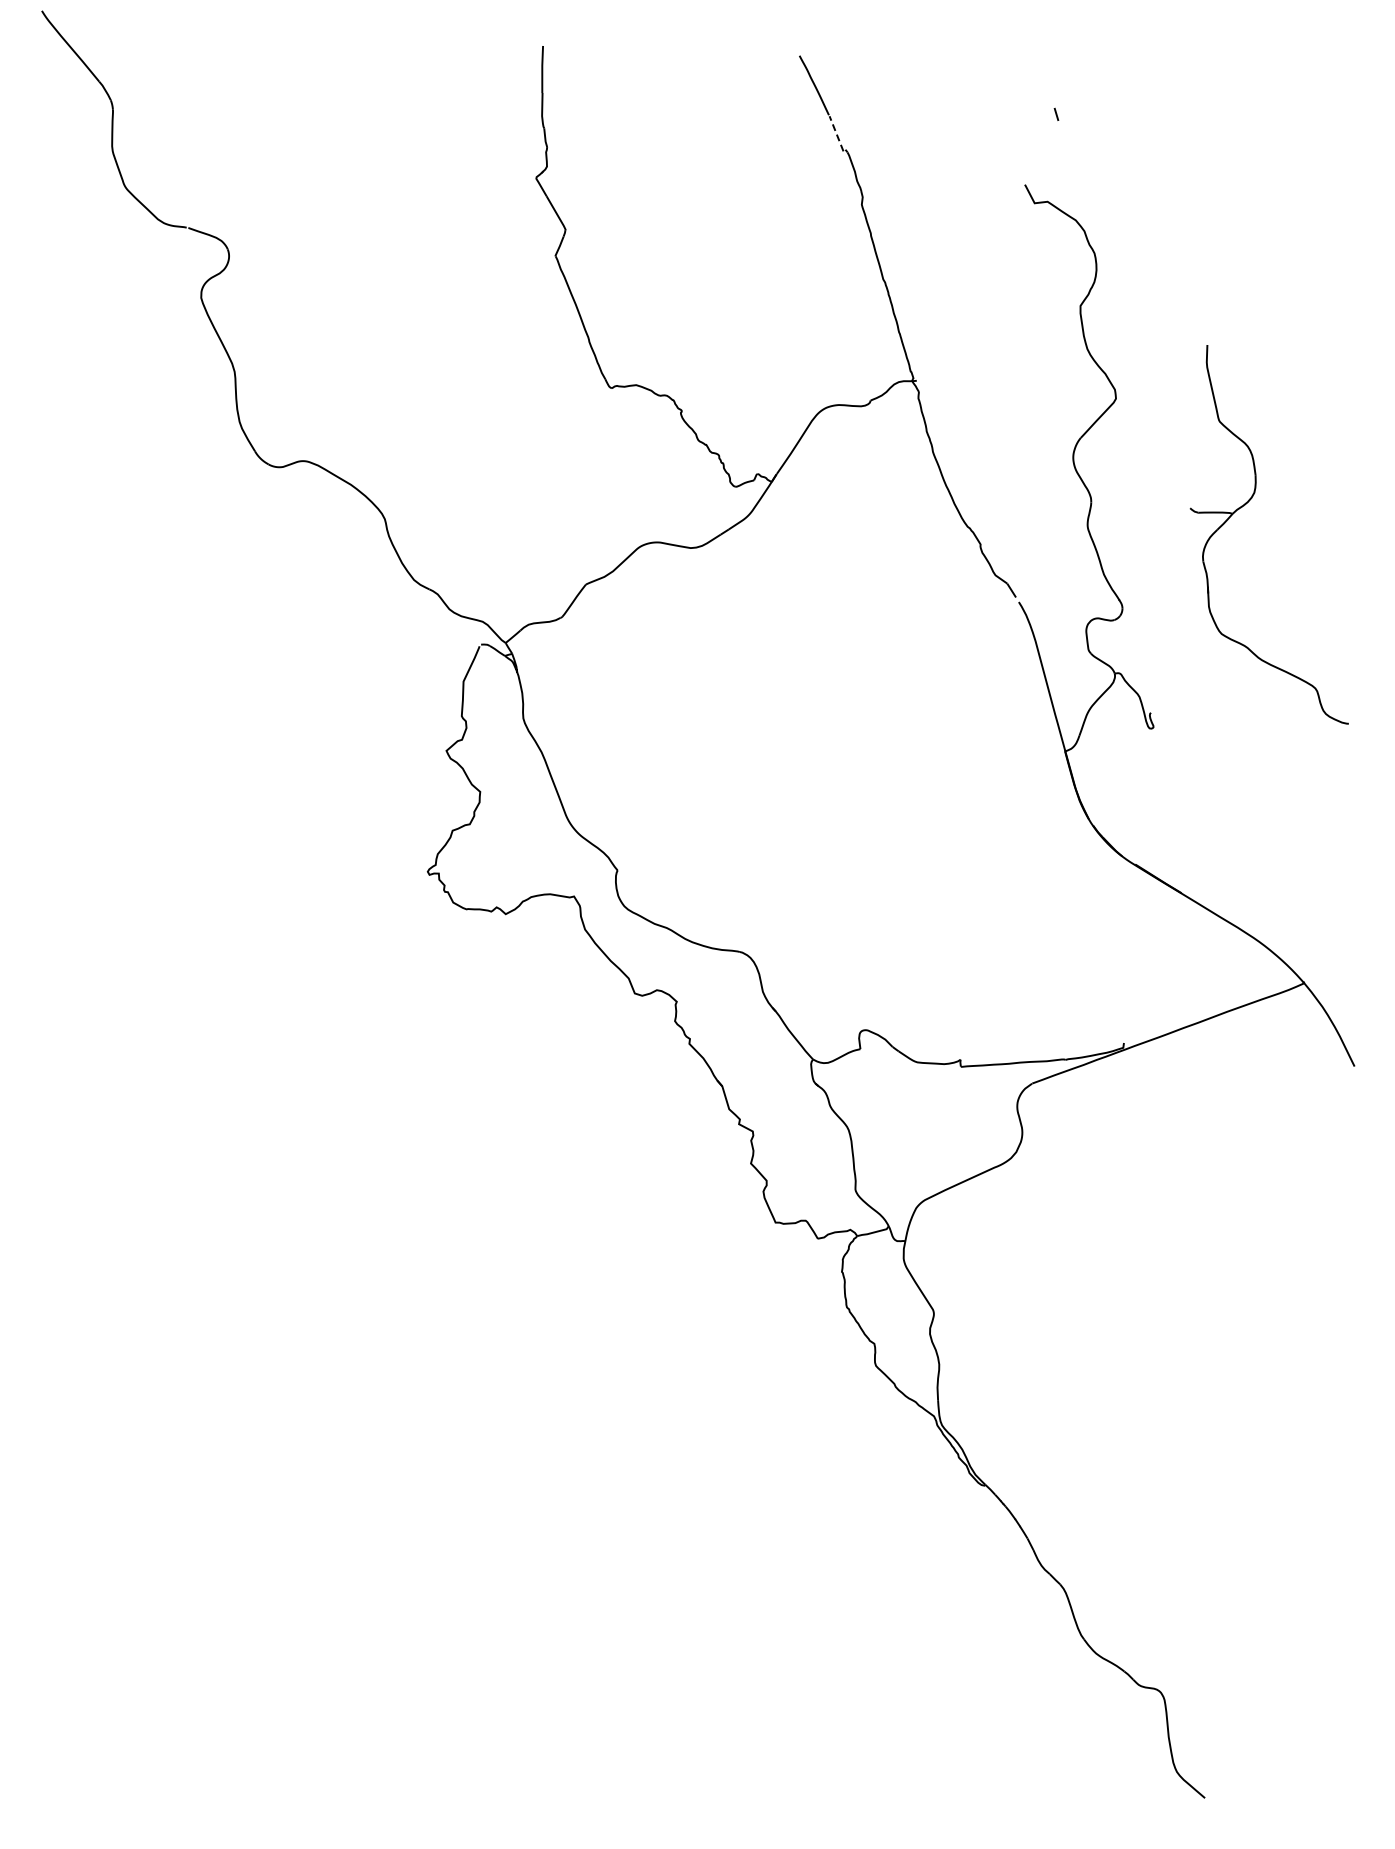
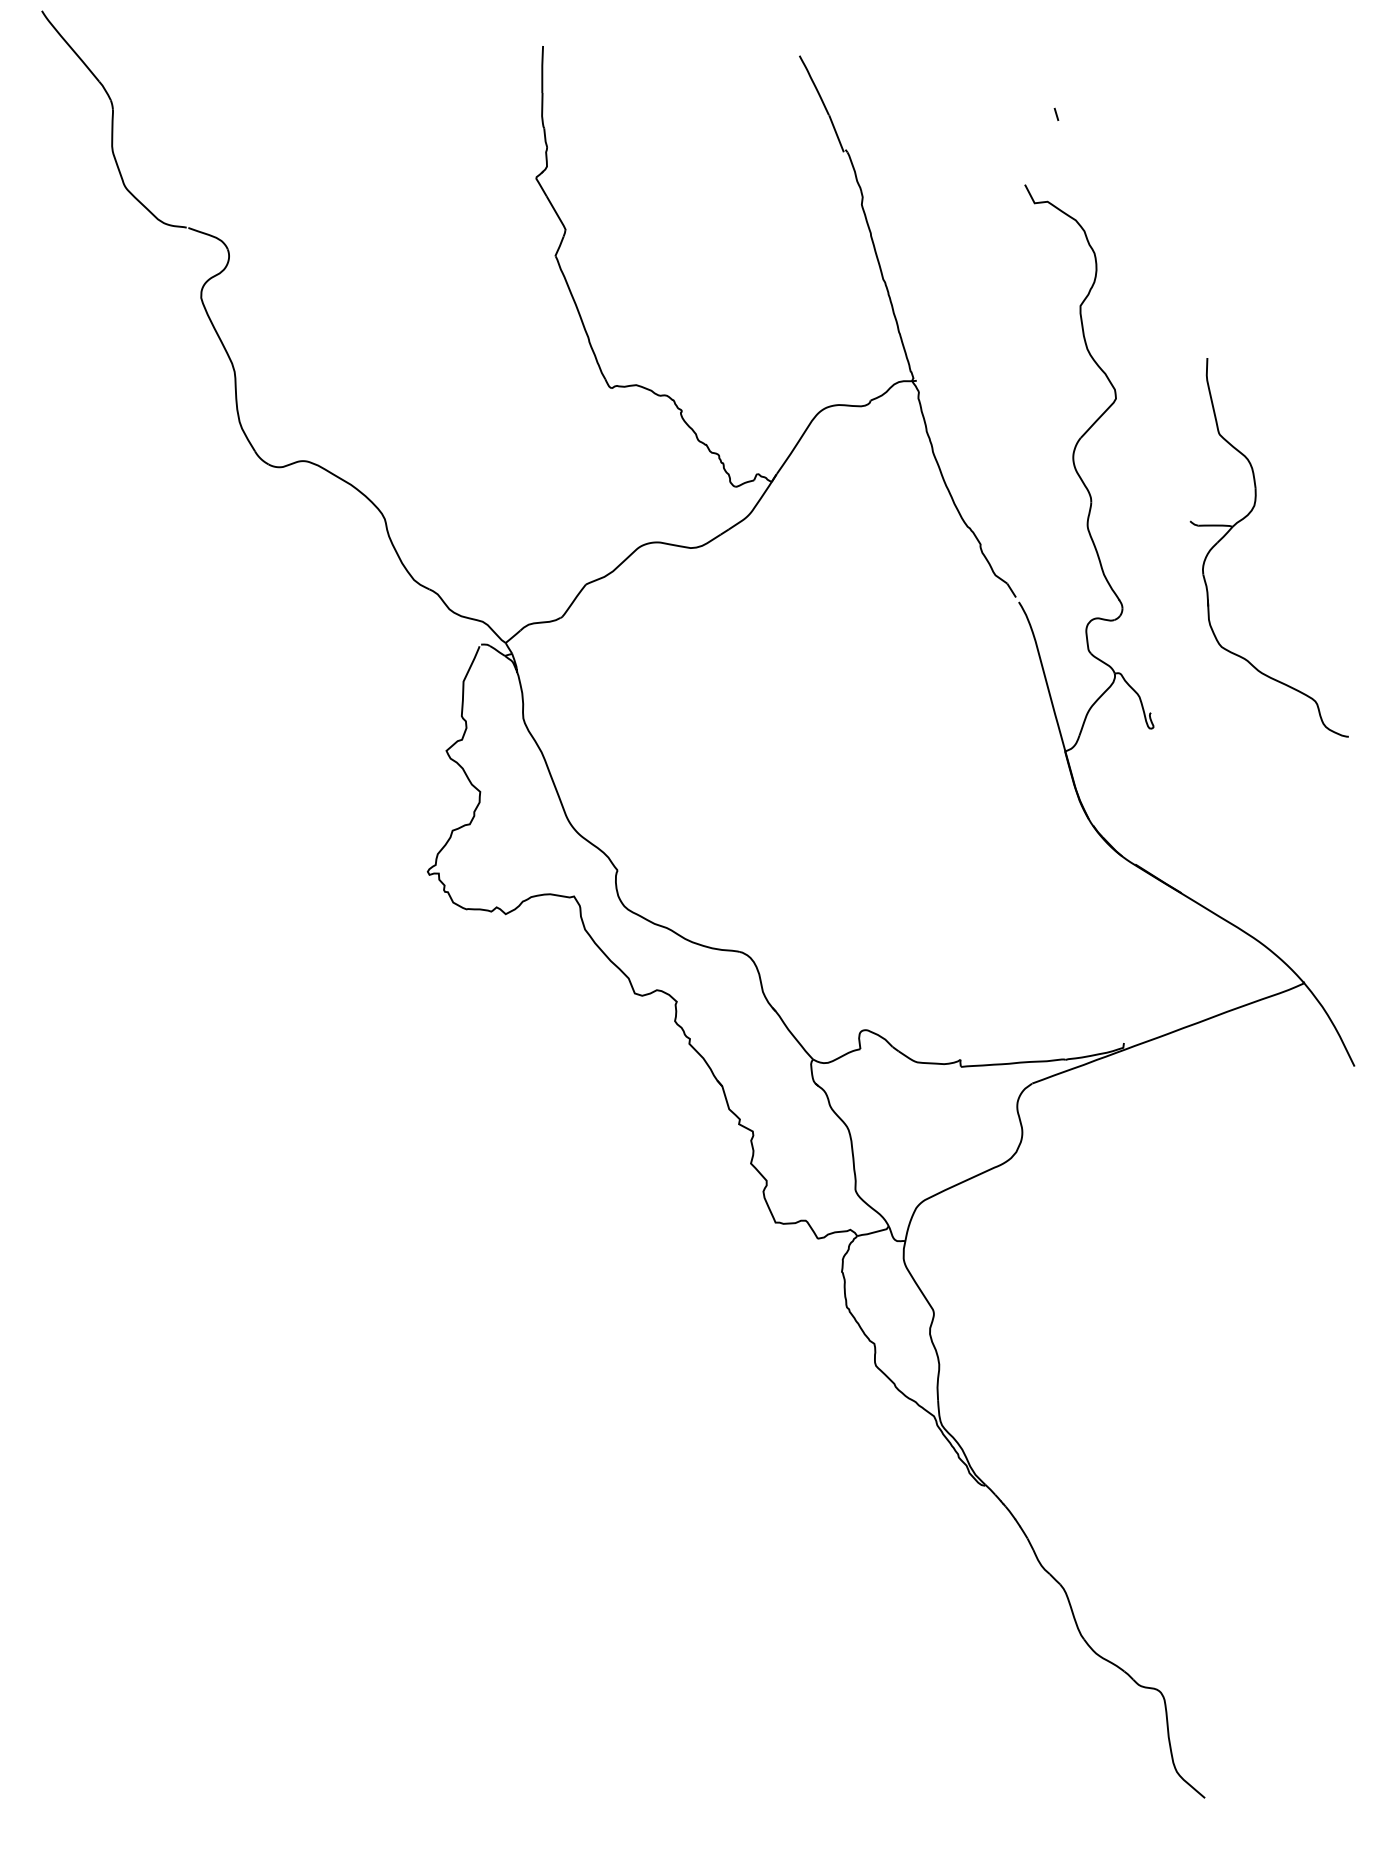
line: dashed -> solid (836, 133)
part position: (1245, 505) -> (1245, 518) (1245, 518)
